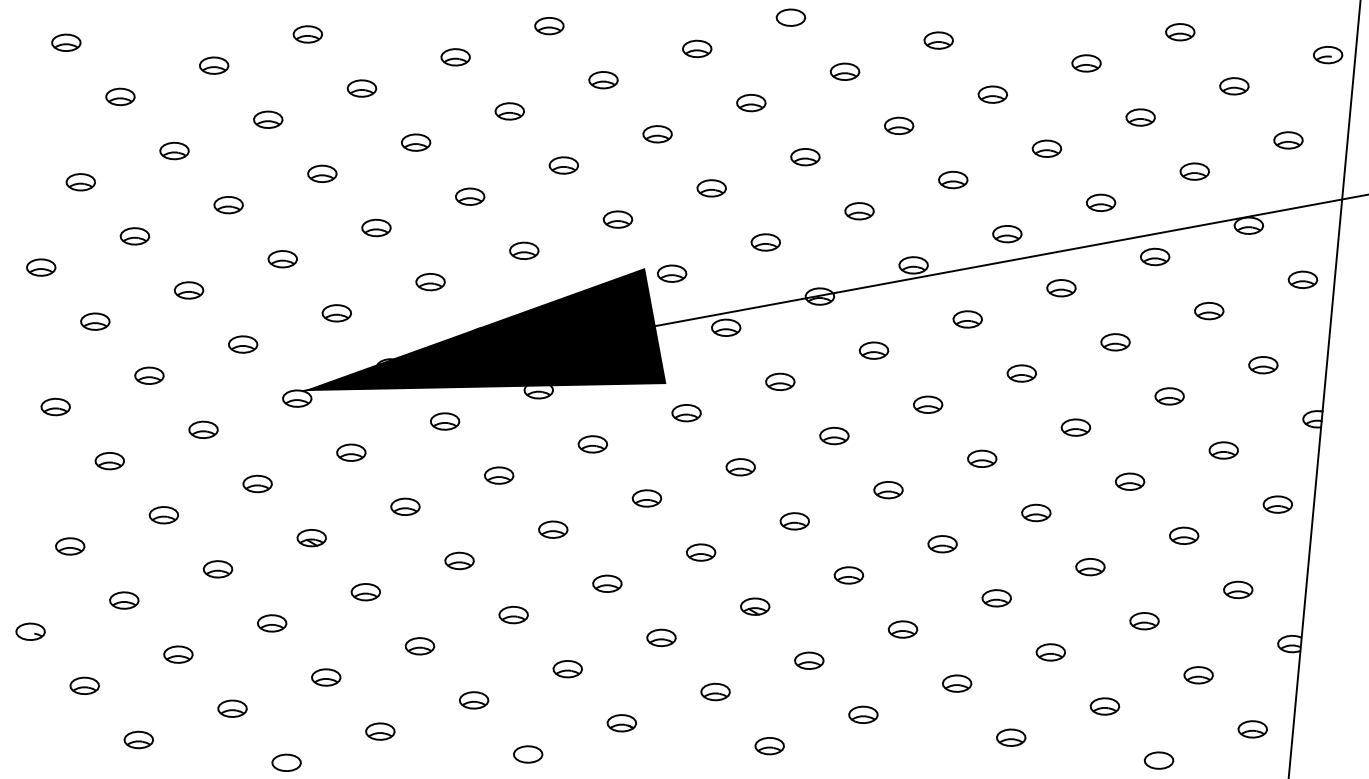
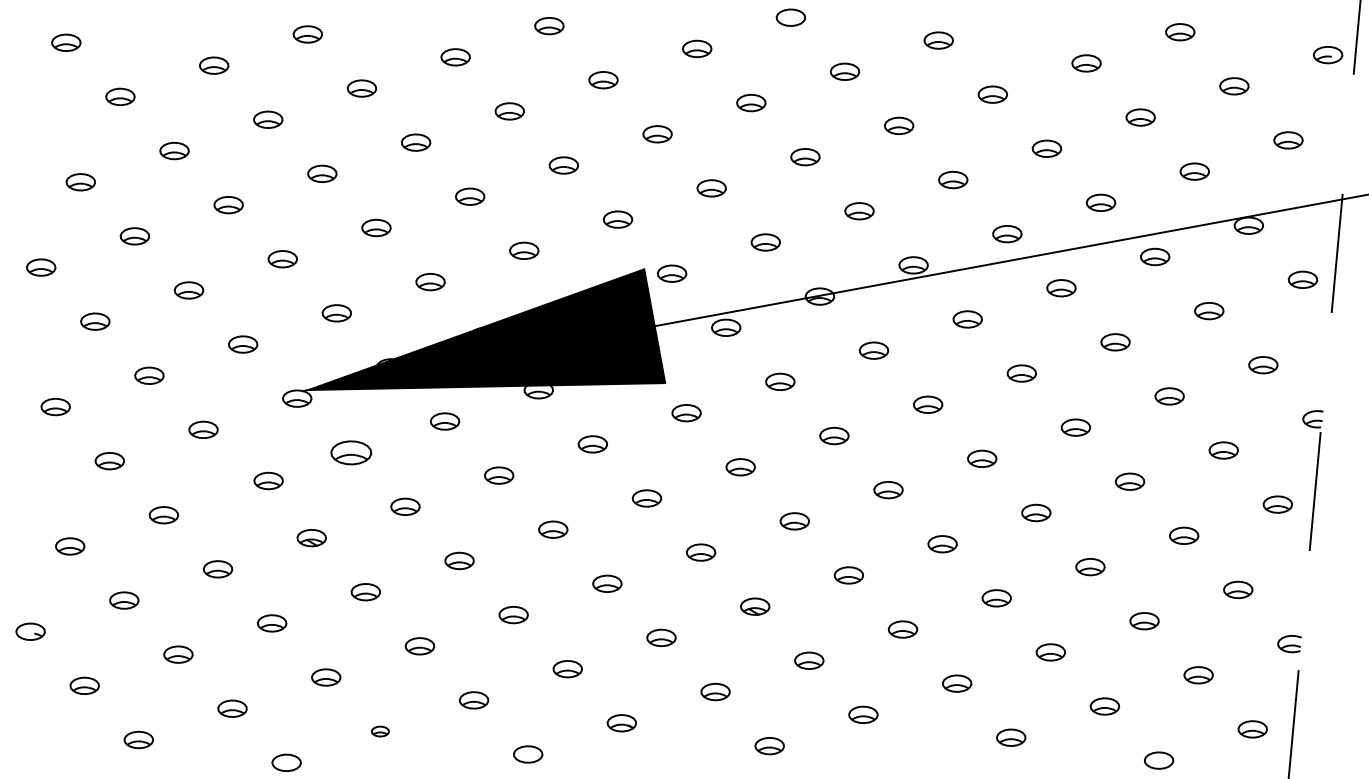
line: solid -> dashed (1324, 389)
part size: 31x19 px -> 43x26 px (351, 452)
part position: (257, 483) -> (268, 480) (268, 480)
part size: 31x19 px -> 19x13 px (380, 731)
